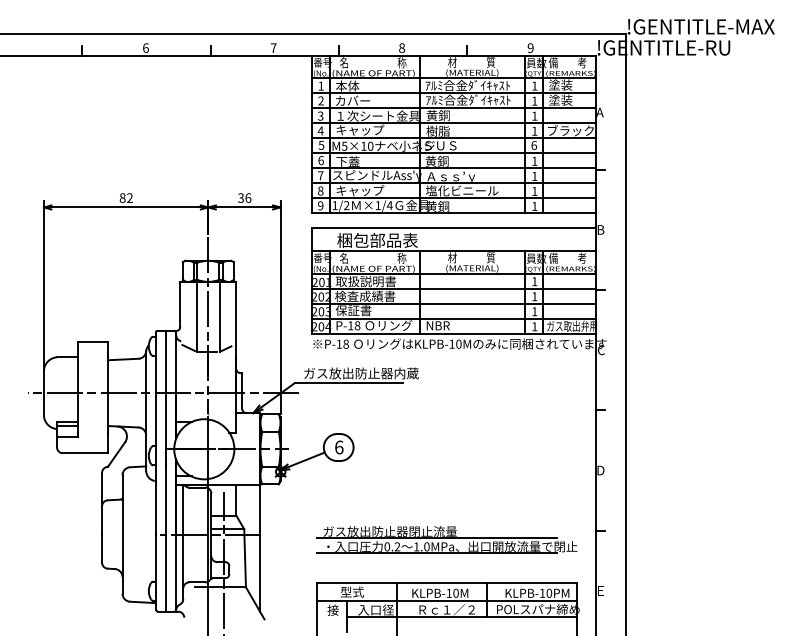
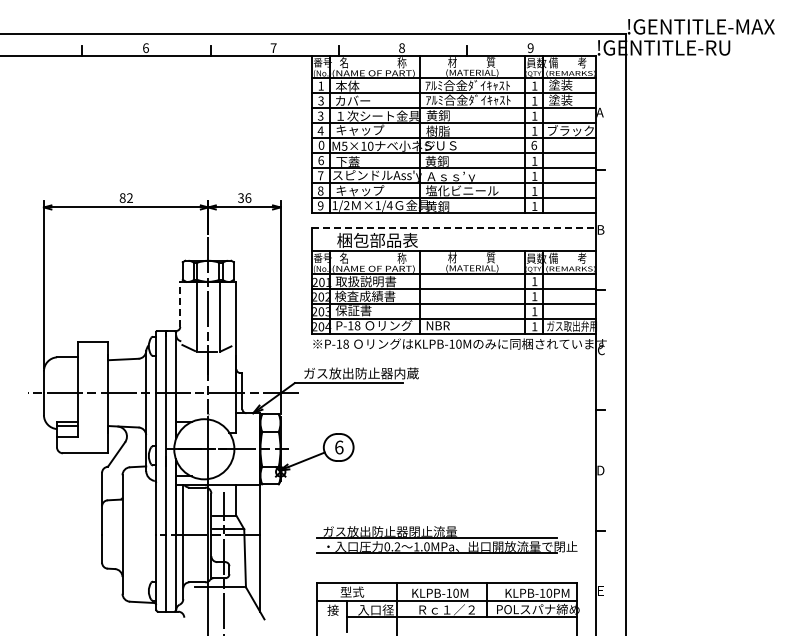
text: 2 -> 3 (320, 101)
text: 5 -> 0 (321, 144)
line: solid -> dashed (454, 228)
line: solid -> dashed (180, 304)
